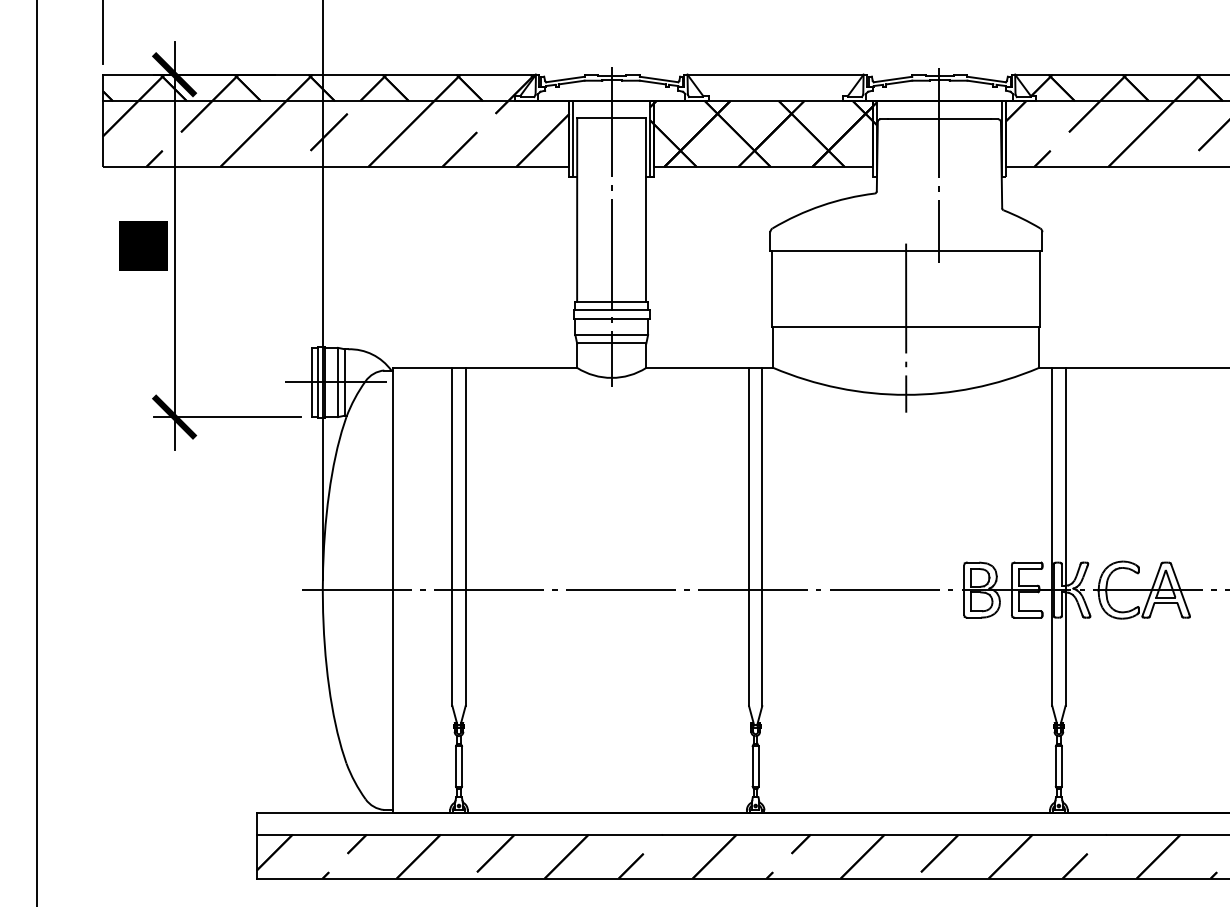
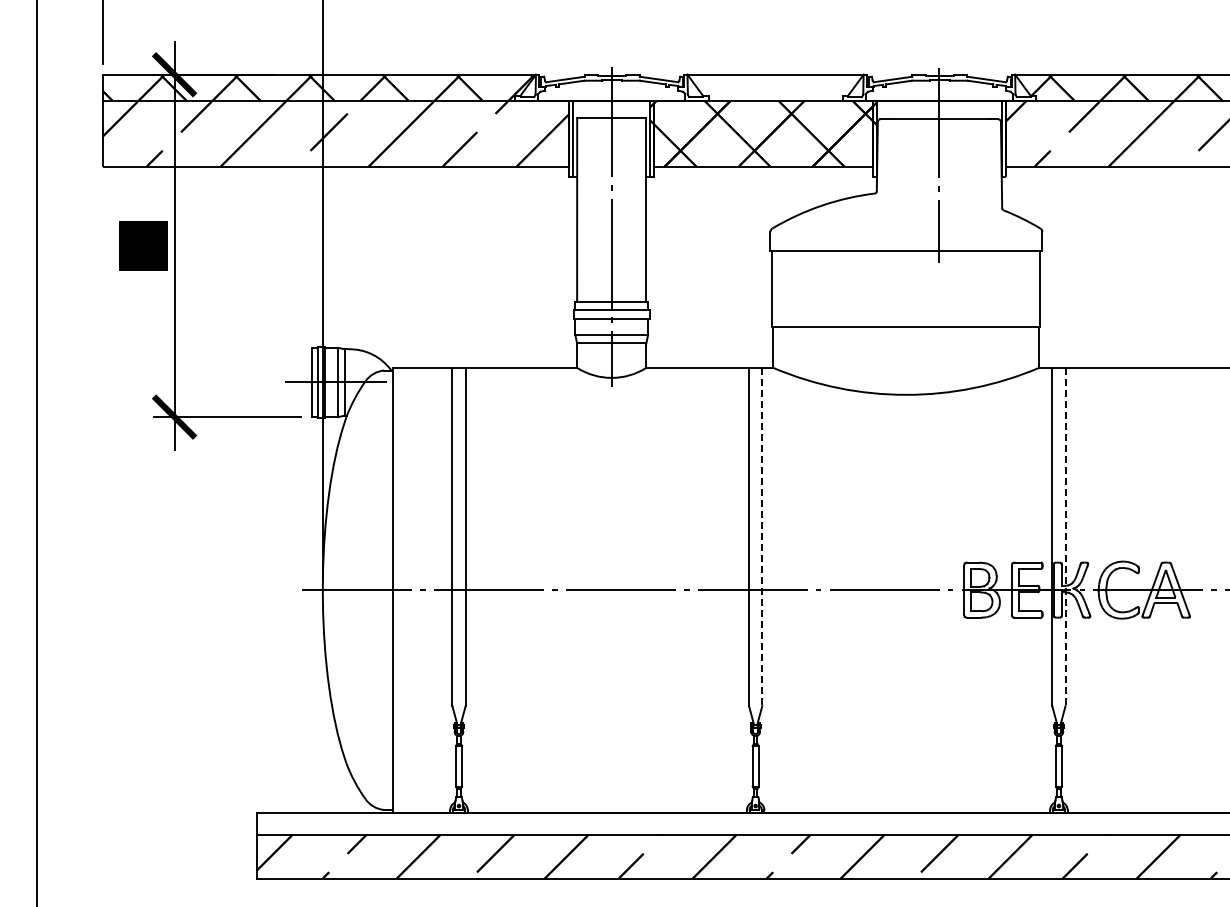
line: present -> none (906, 327)
line: solid -> dashed (762, 537)
line: solid -> dashed (1065, 537)
